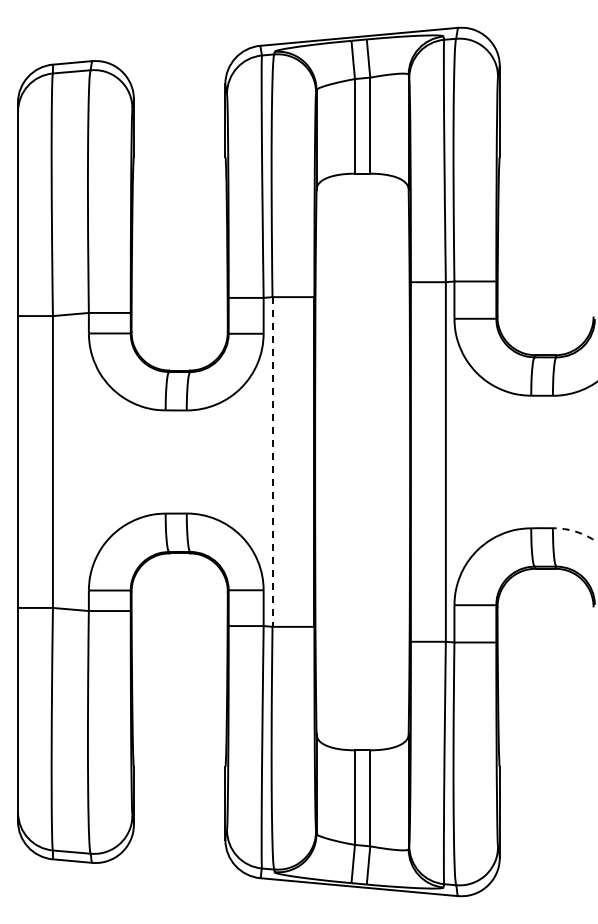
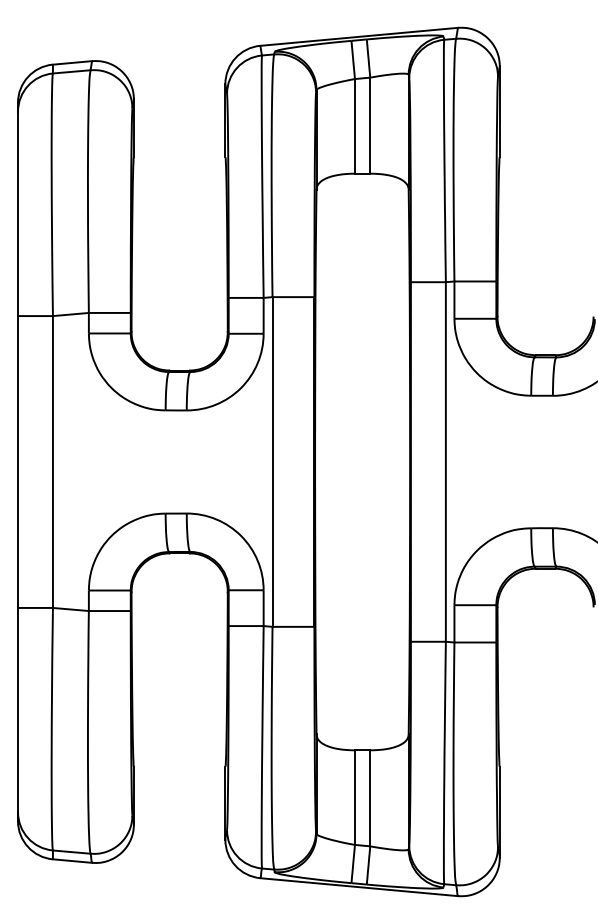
line: dashed -> solid (272, 461)
arc: dashed -> solid (576, 531)
